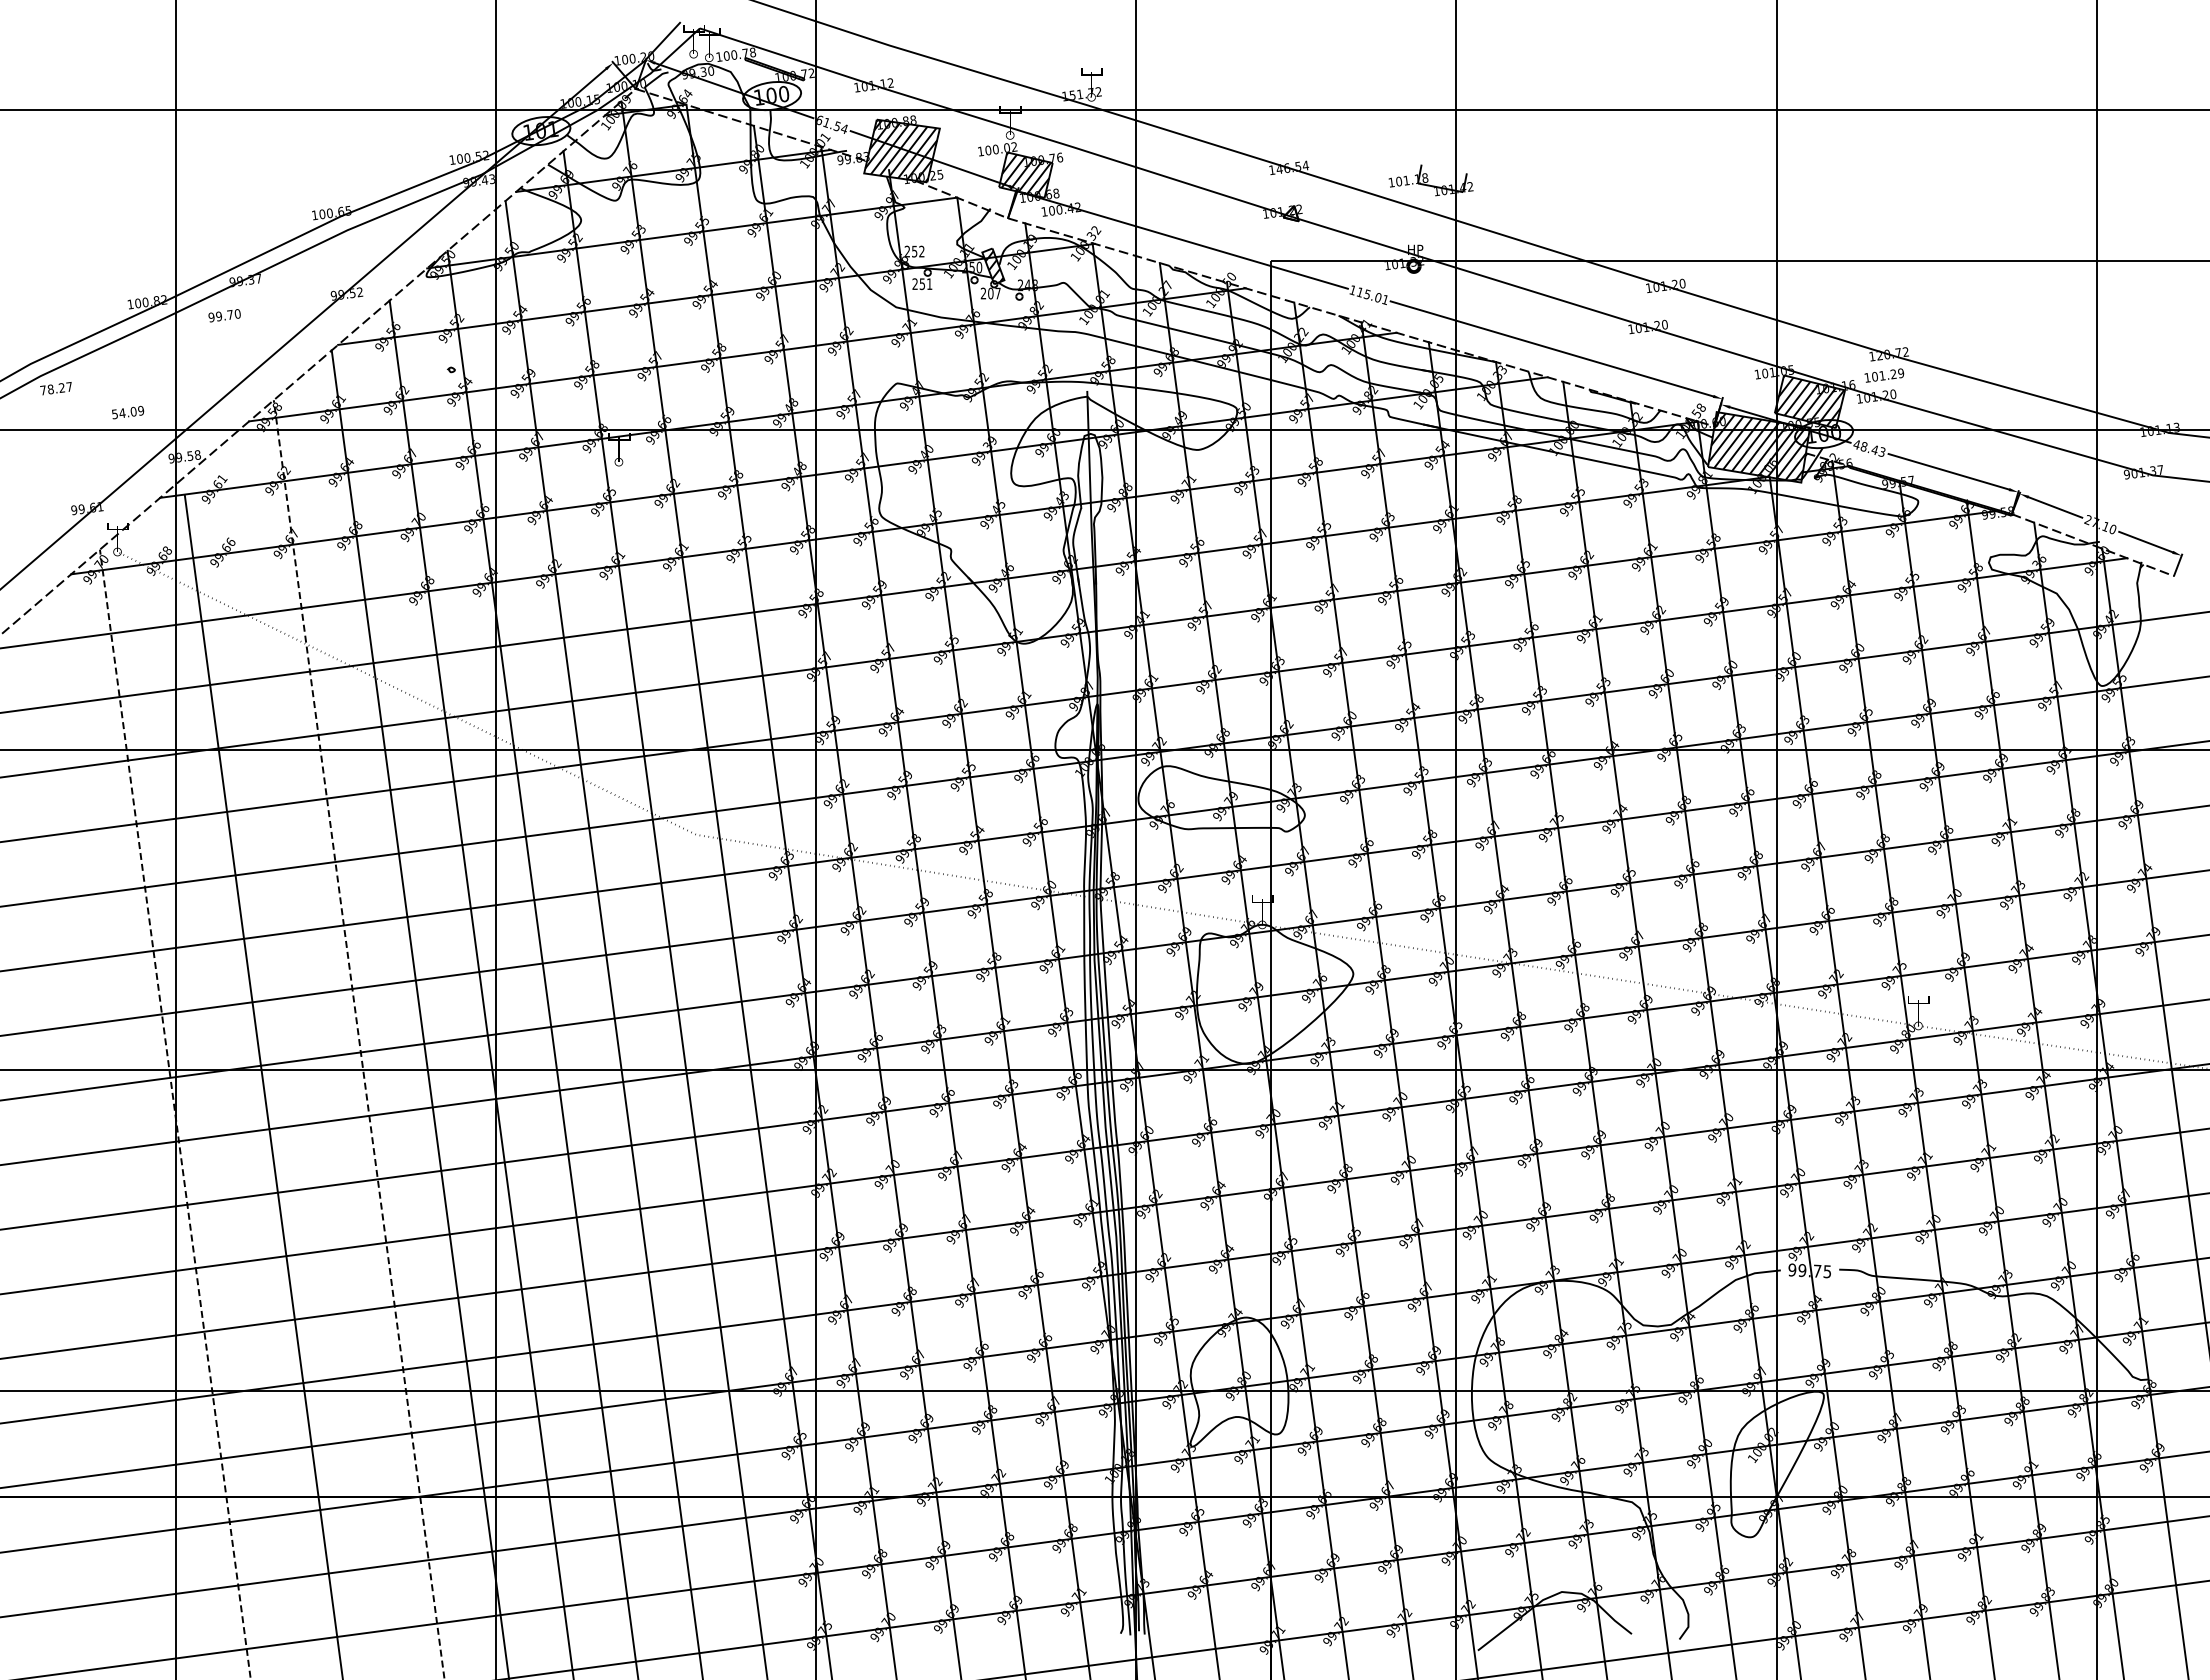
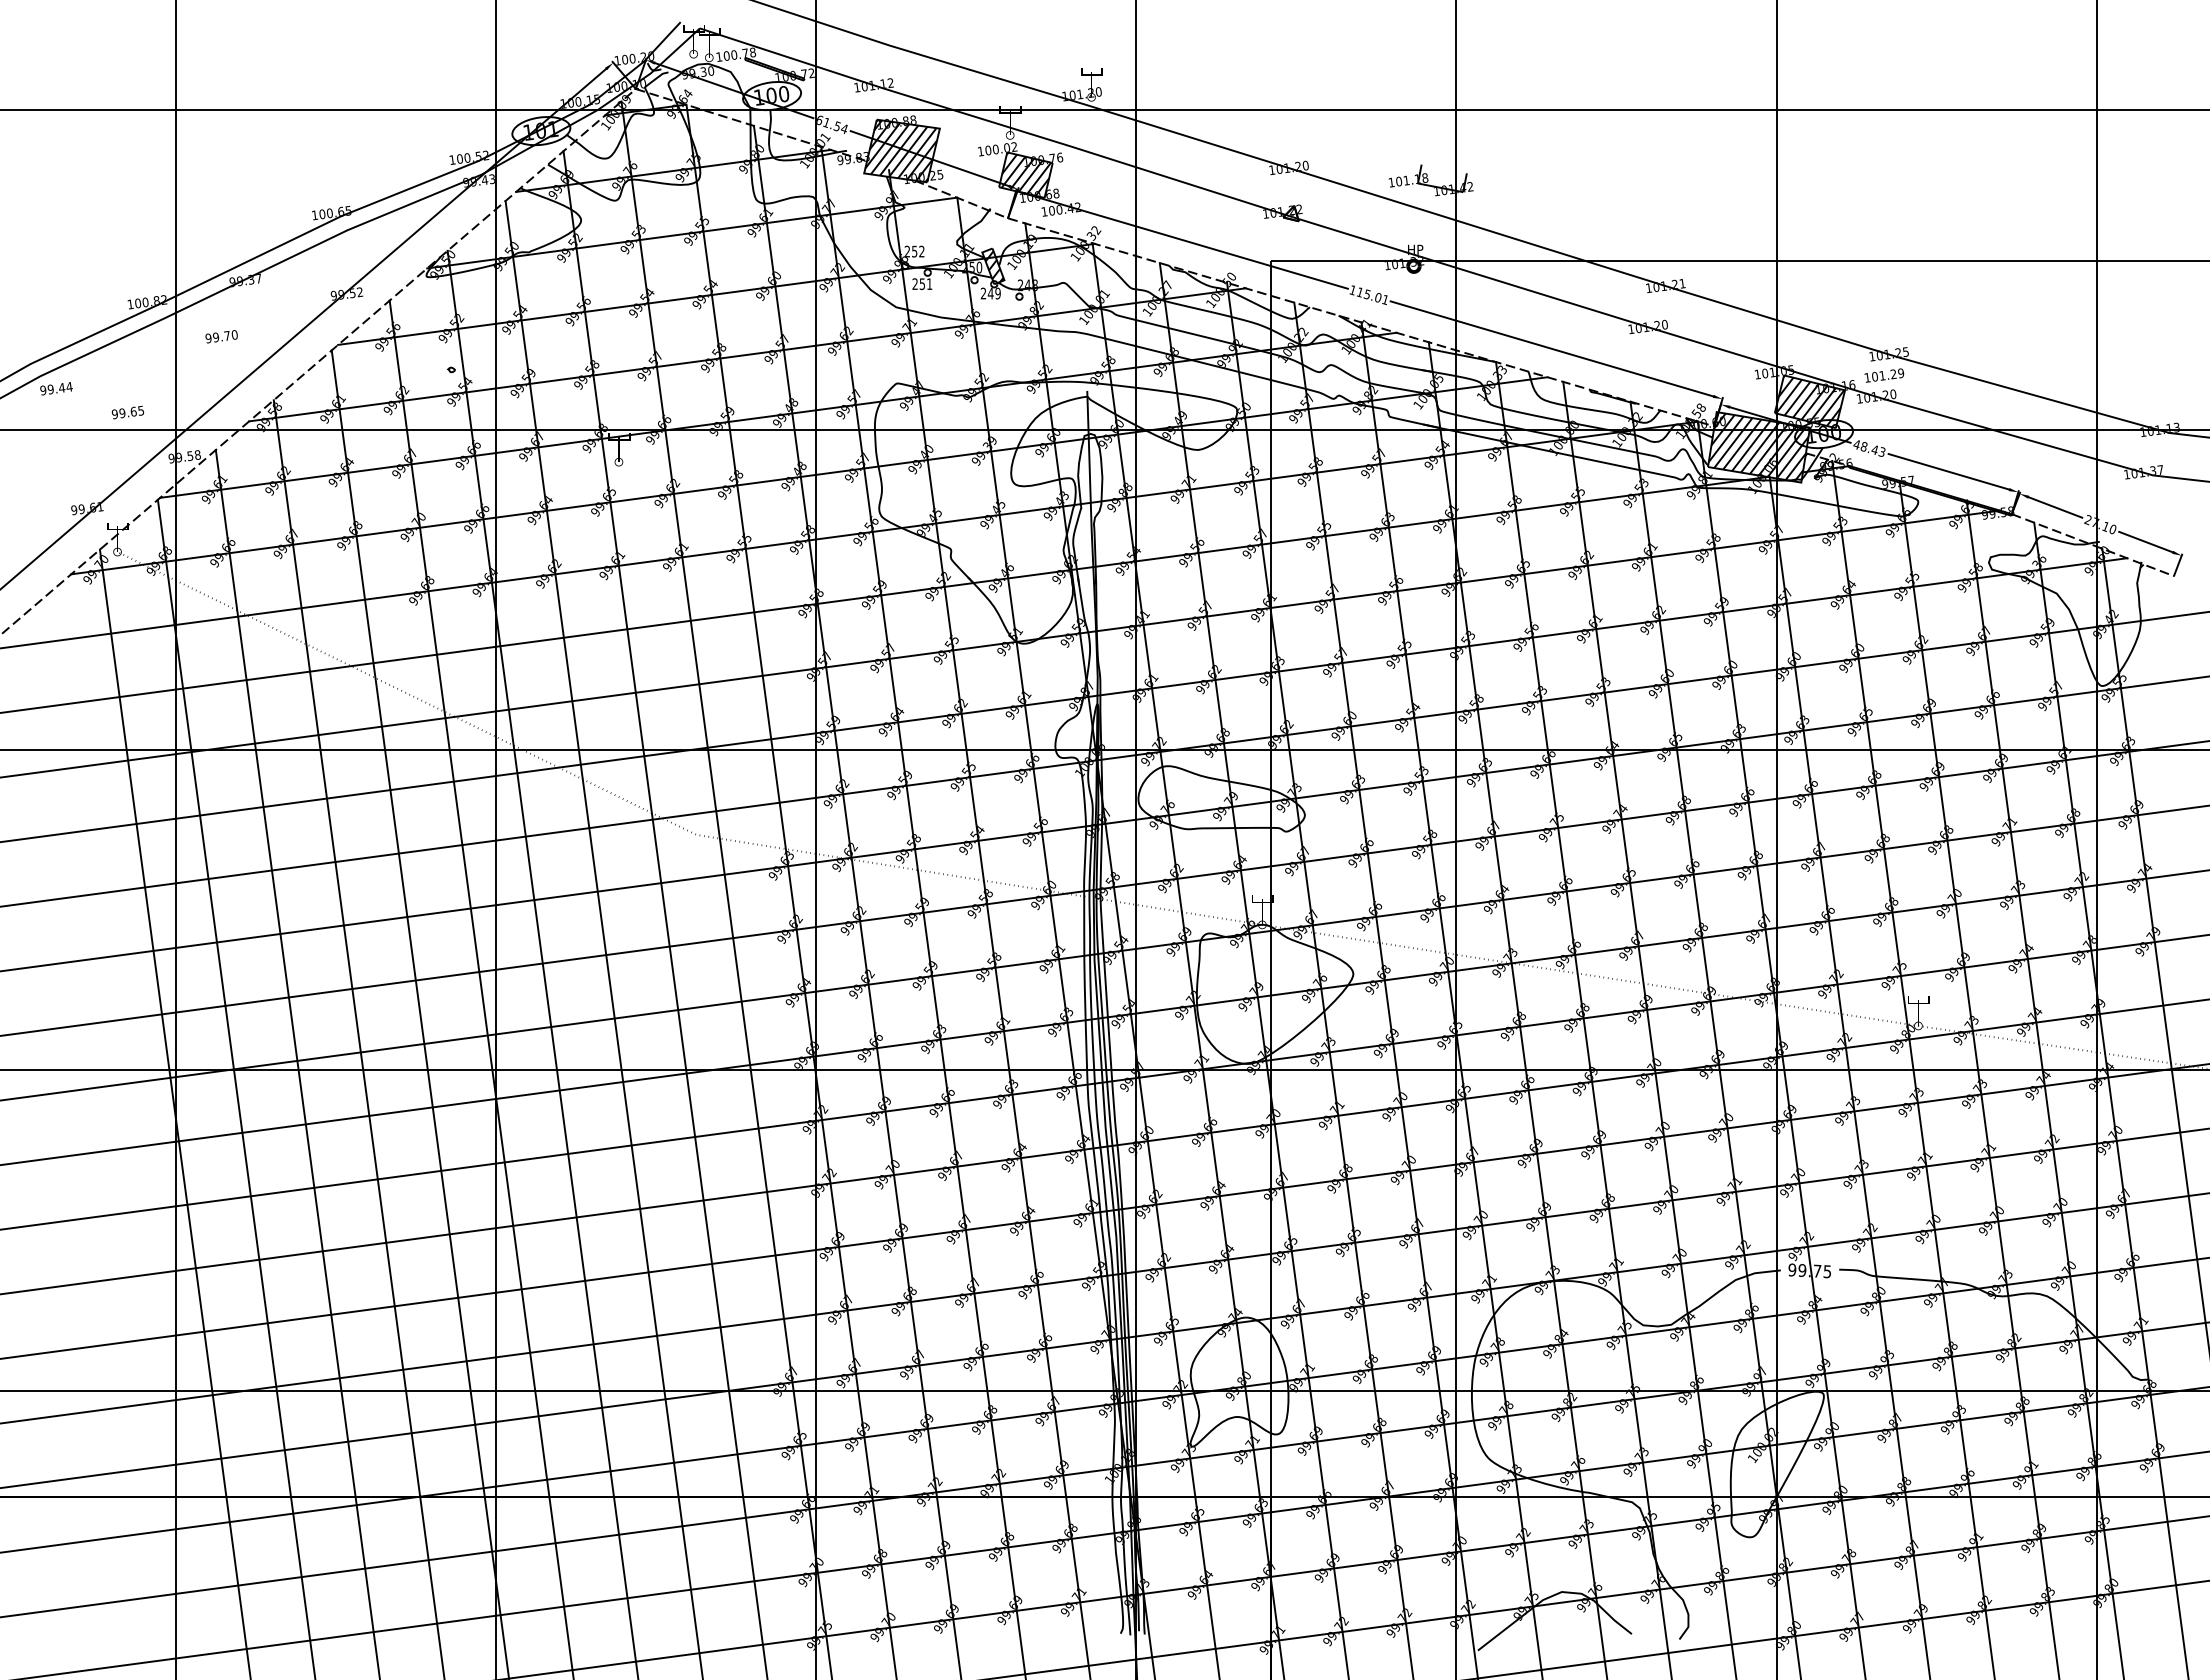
text: 151.72 -> 101.20 (1085, 93)
text: 146.54 -> 101.20 (1292, 166)
text: 101.20 -> 101.21 (1682, 283)
text: 207 -> 249 (993, 293)
text position: (224, 315) -> (221, 336) (221, 336)
text: 120.72 -> 101.25 (1892, 353)
text: 78.27 -> 99.44 (56, 388)
text: 54.09 -> 99.65 (127, 411)
text: 901.37 -> 101.37 (2126, 474)
line: dashed -> solid (359, 1039)
line: none -> present (297, 1063)
line position: (263, 1085) -> (235, 1087) (235, 1087)
line: dashed -> solid (175, 1114)
